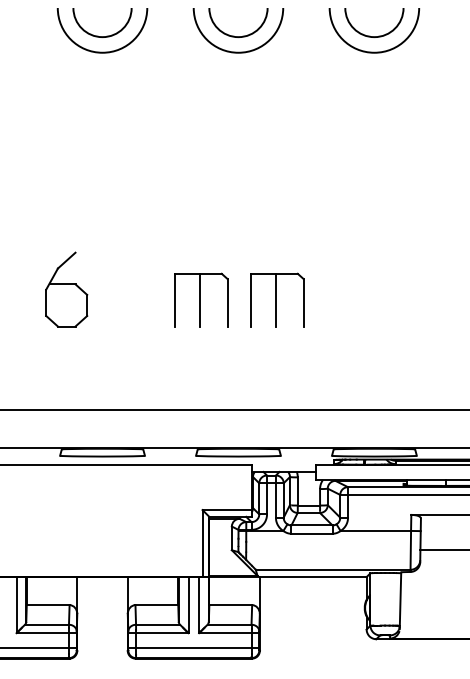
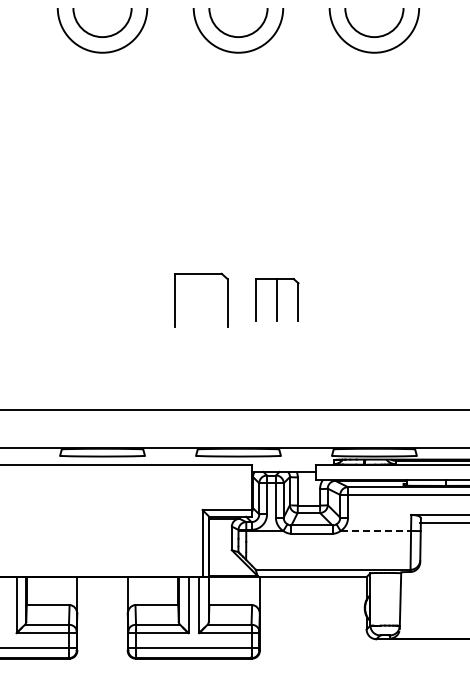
part: present -> none (66, 289)
line: present -> none (200, 299)
part size: 55x56 px -> 45x44 px (277, 299)
line: solid -> dashed (376, 530)
line position: (443, 549) -> (443, 522) (443, 522)
